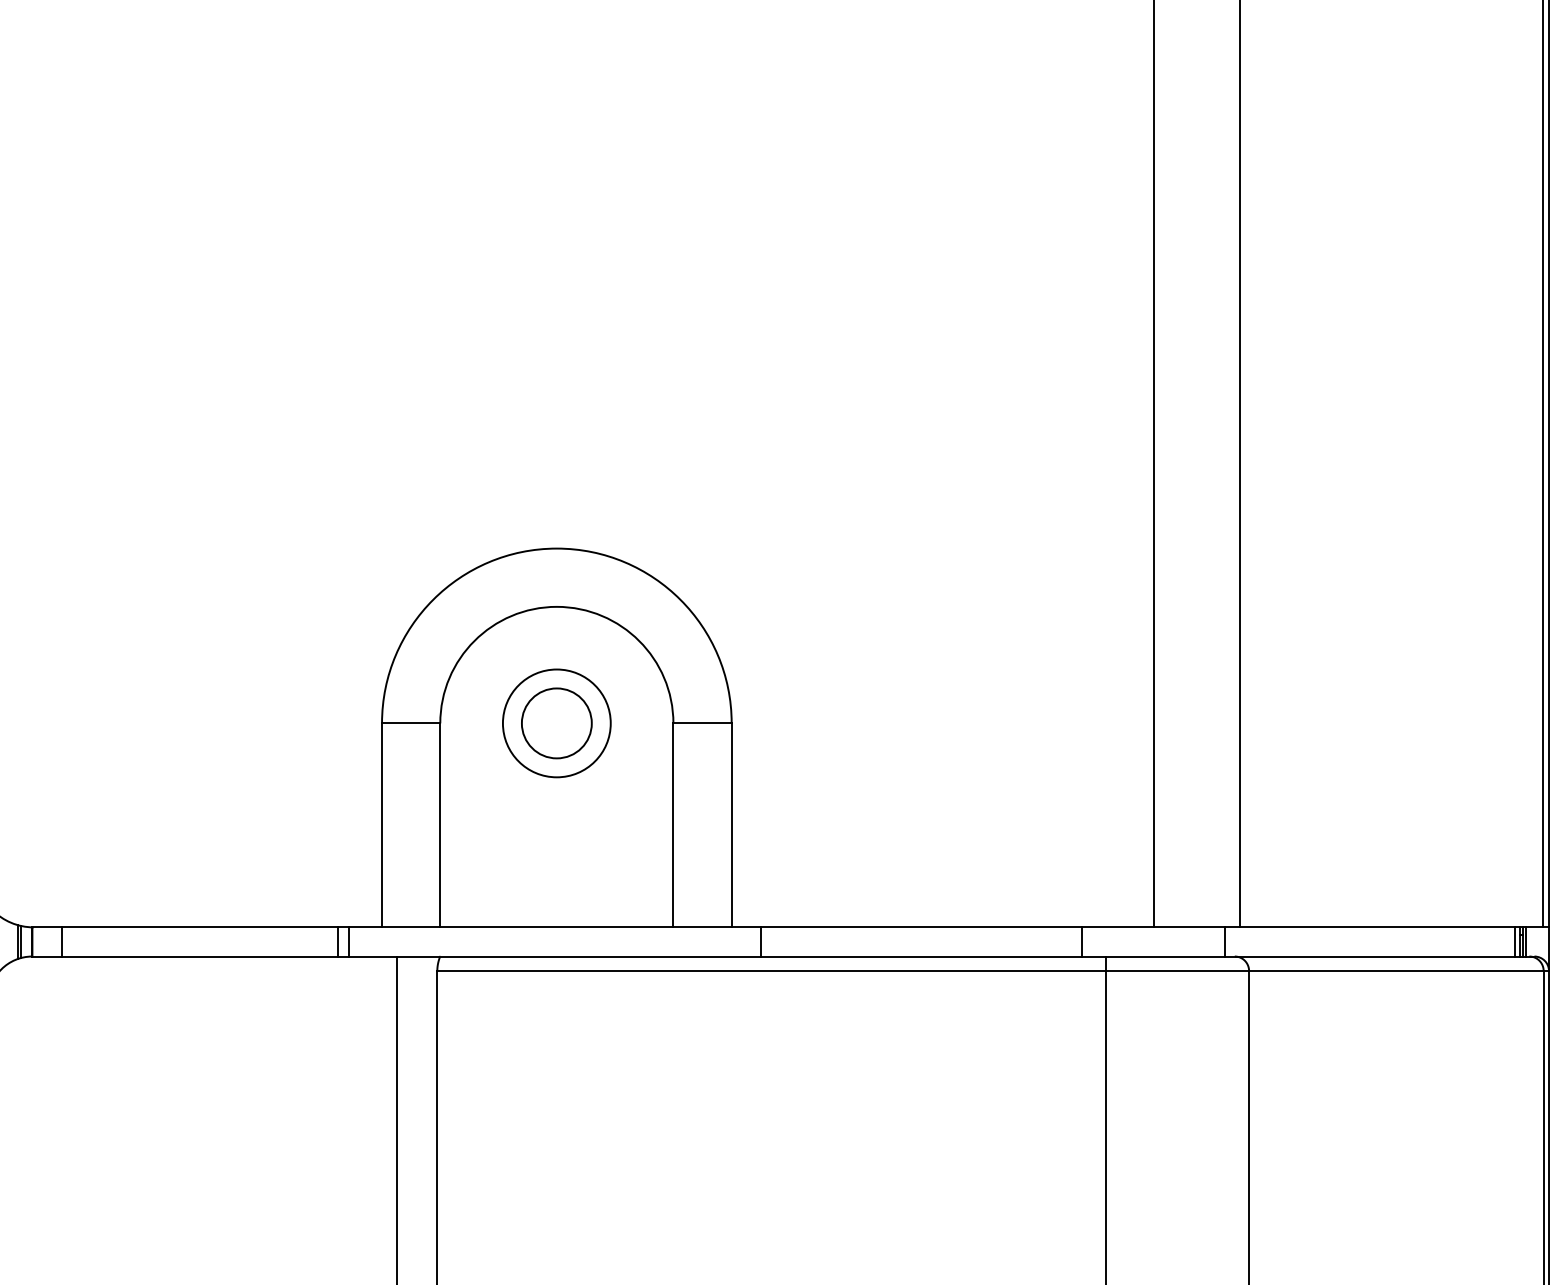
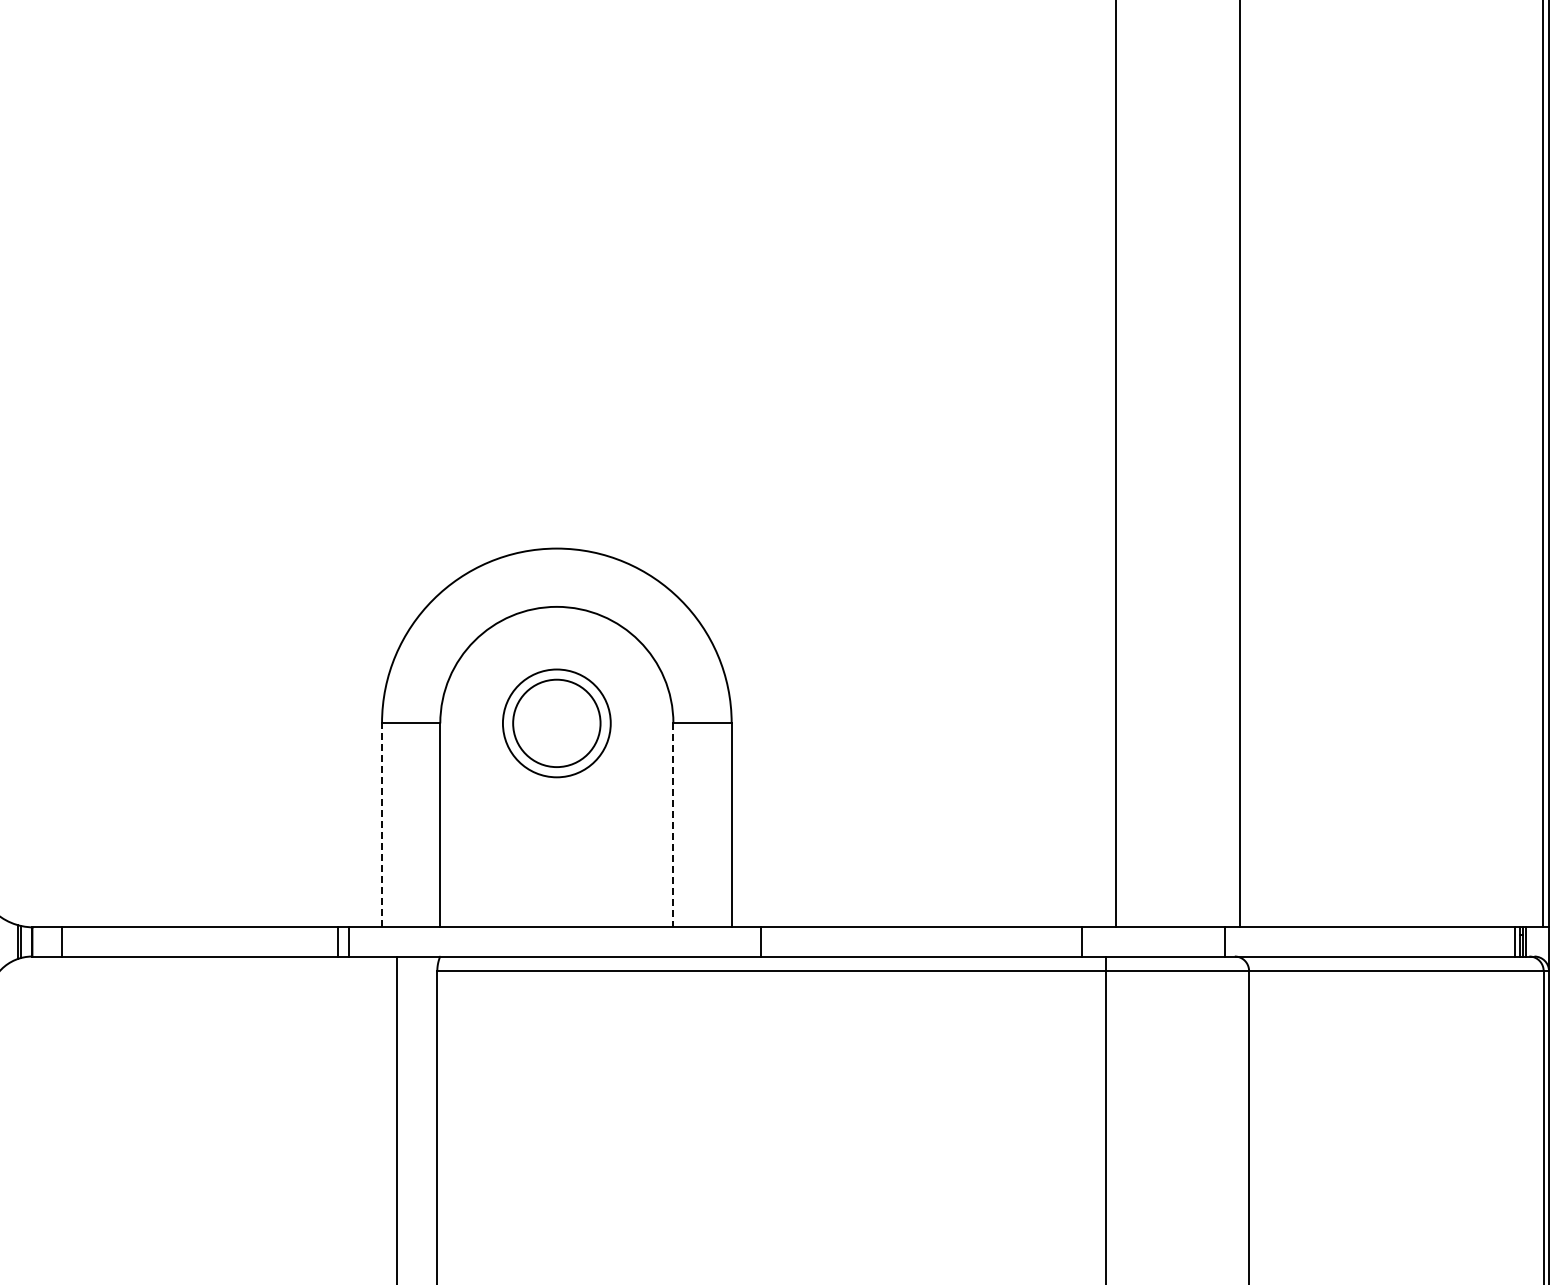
line position: (1154, 464) -> (1116, 464) (1116, 464)
circle diameter: 70 px -> 87 px (556, 723)
line: solid -> dashed (382, 825)
line: solid -> dashed (673, 825)
